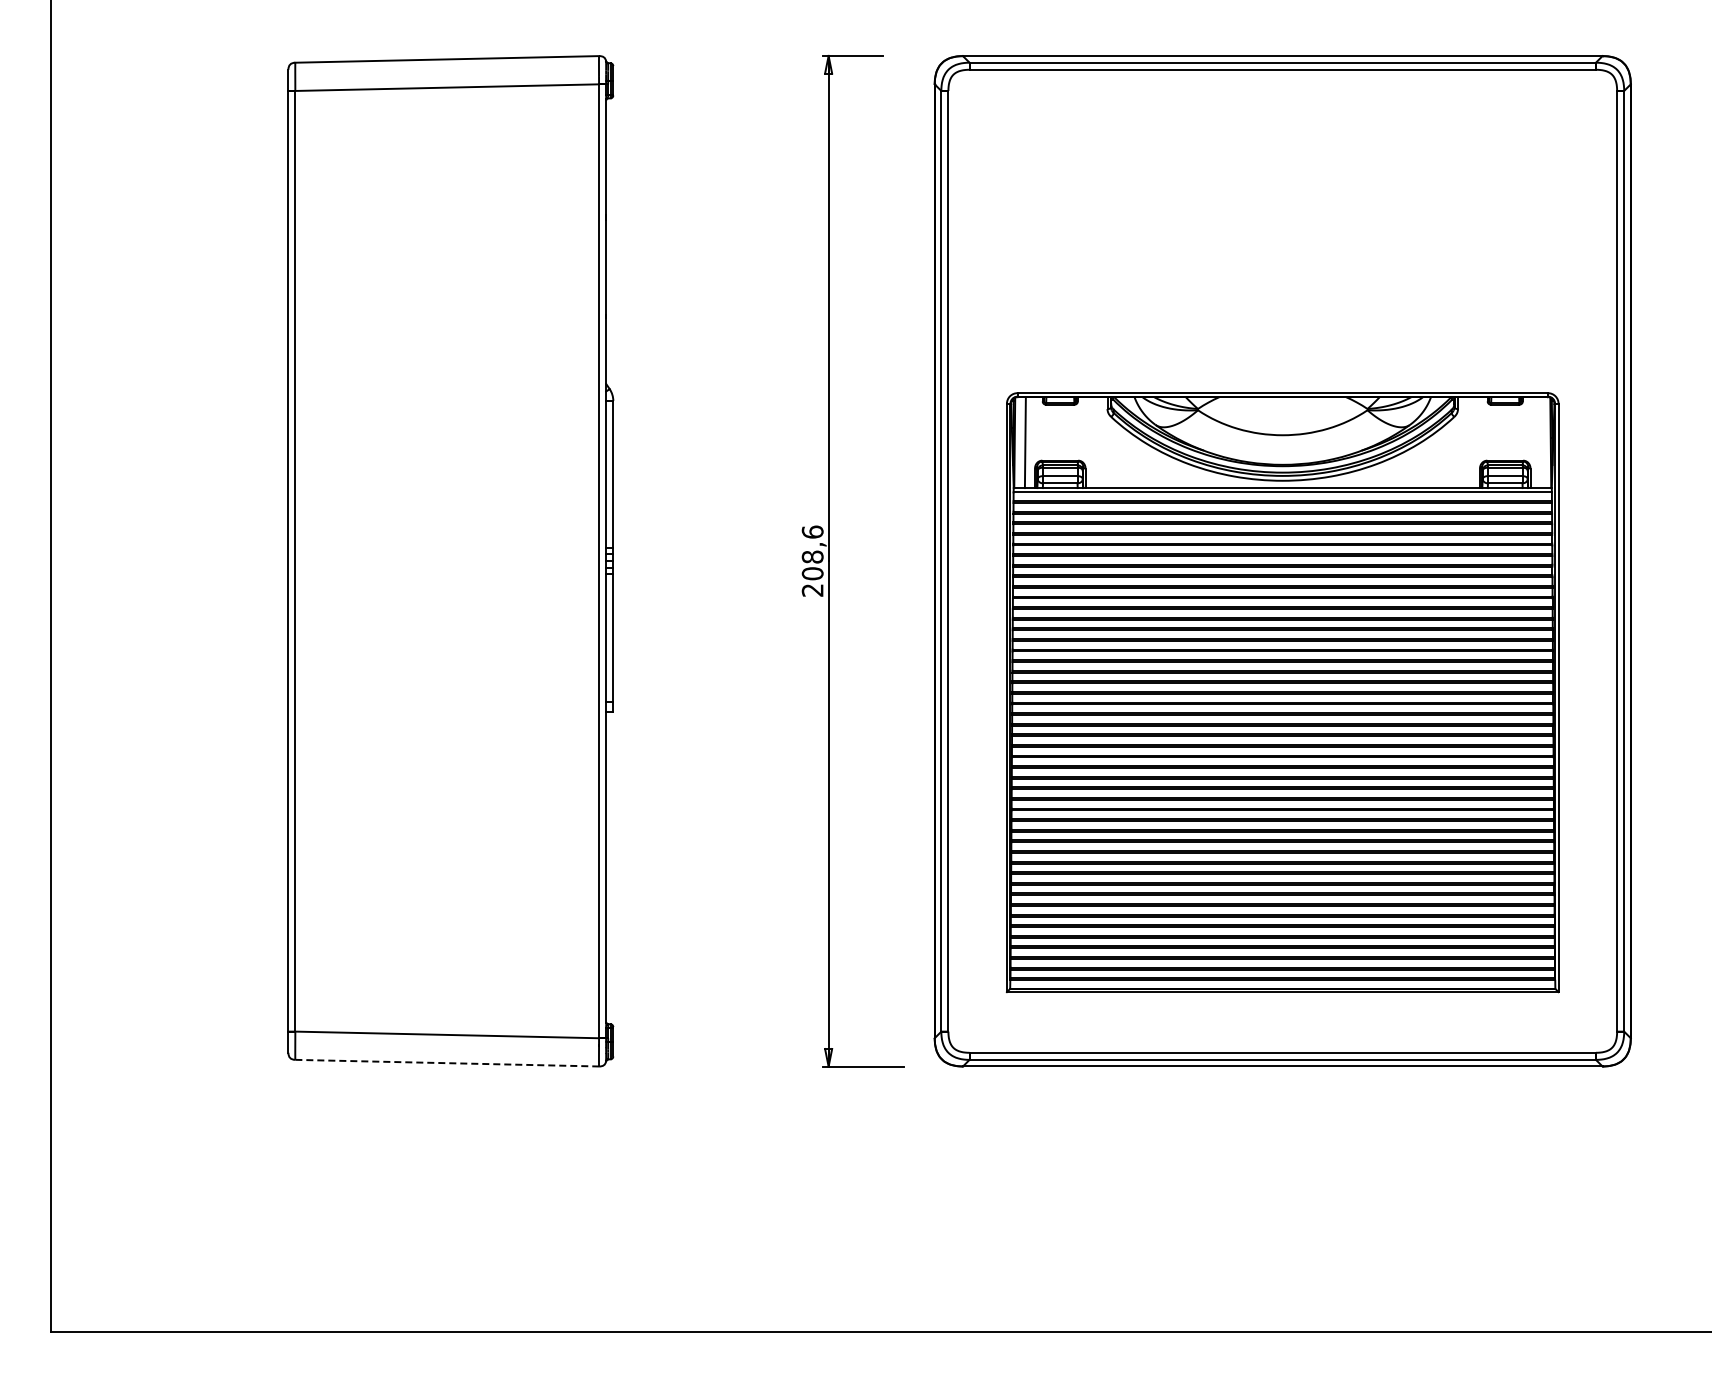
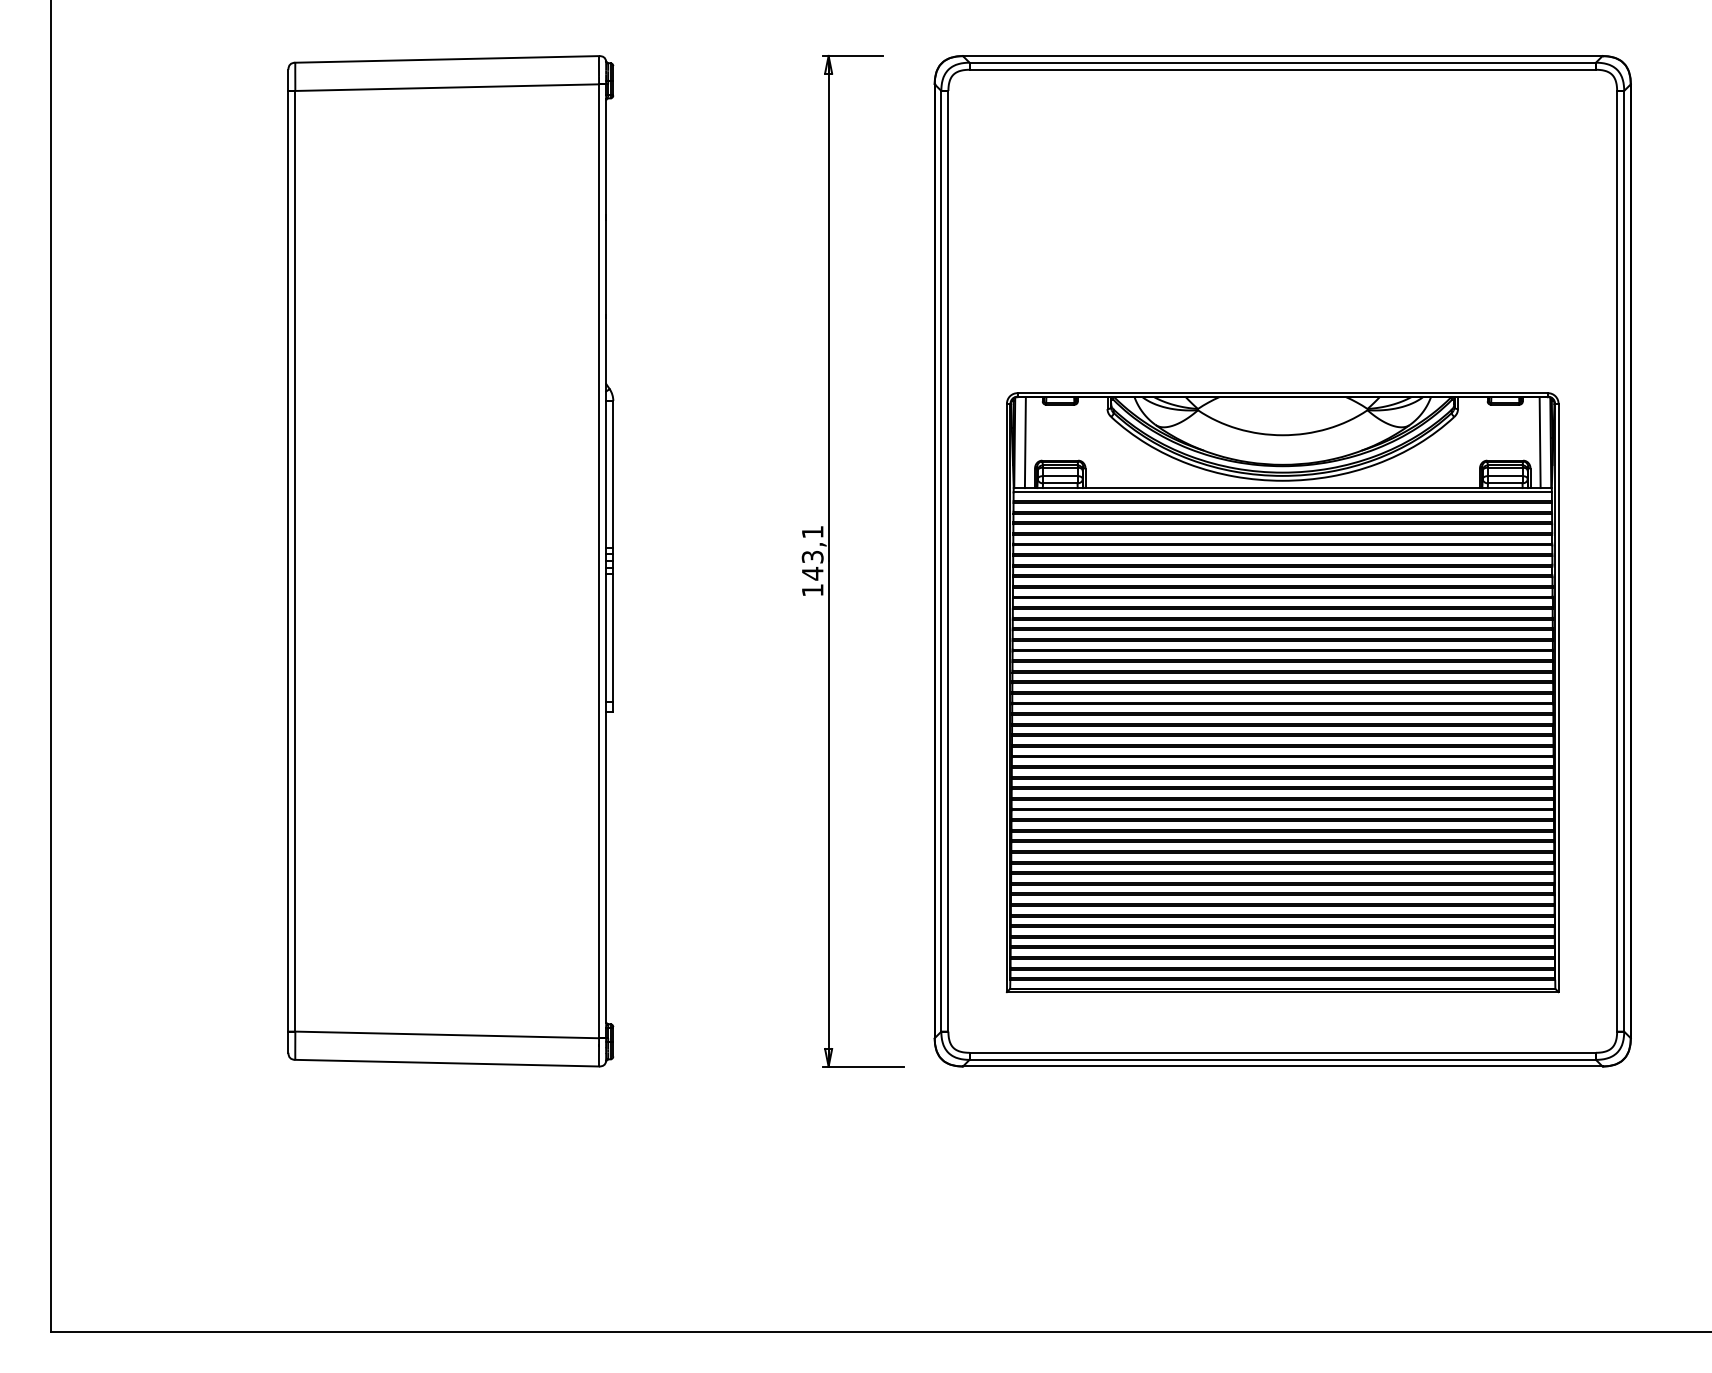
line: none -> present (1539, 442)
text: 208,6 -> 143,1 (812, 560)
line: dashed -> solid (447, 1063)
